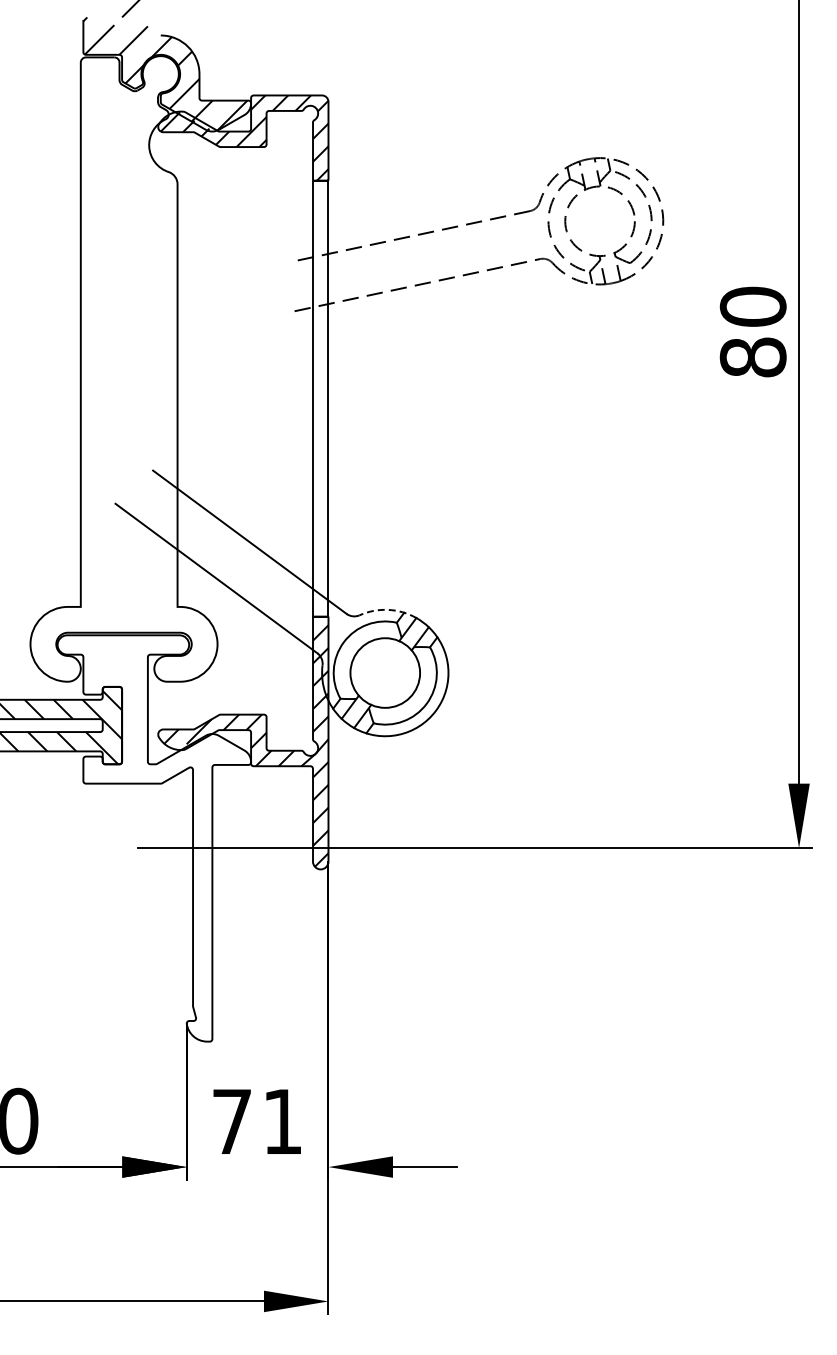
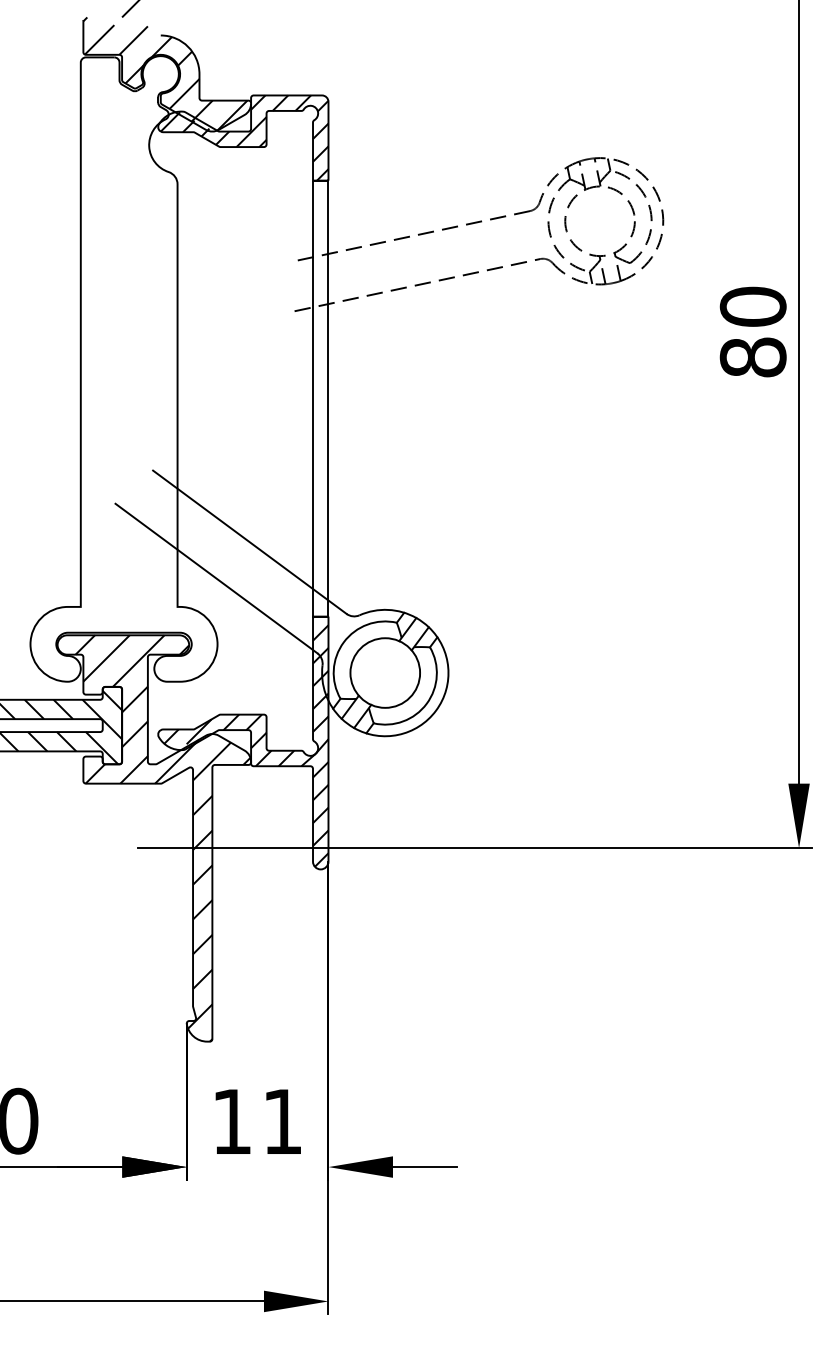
arc: dashed -> solid (388, 609)
hatch: none -> present (162, 838)
text: 71 -> 11 (231, 1121)
